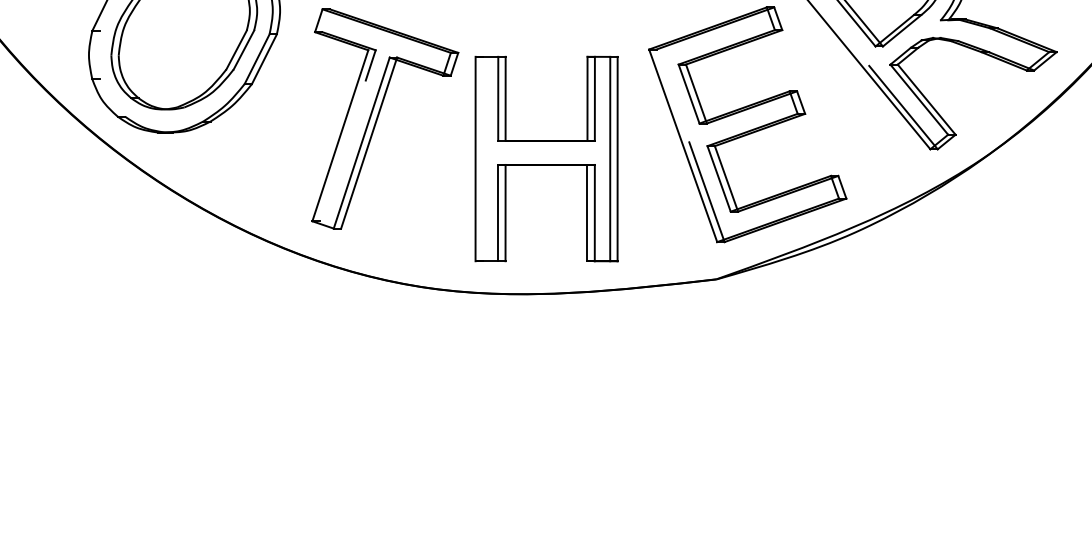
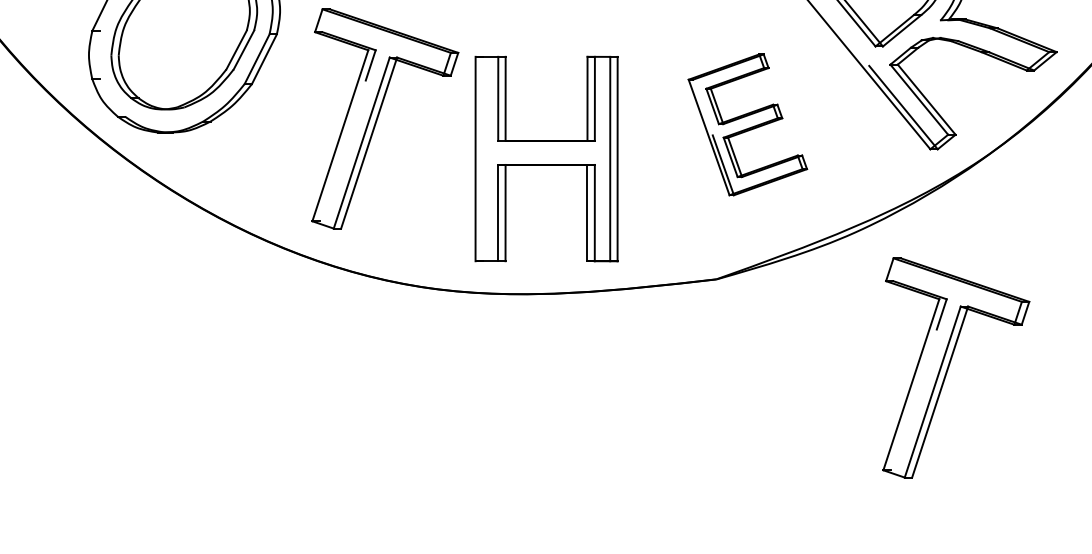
part size: 200x238 px -> 122x144 px (747, 124)
part: none -> present (950, 364)
